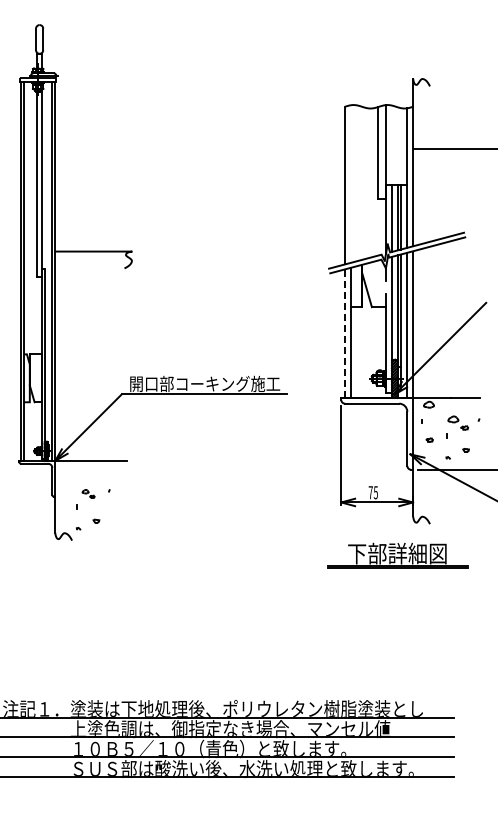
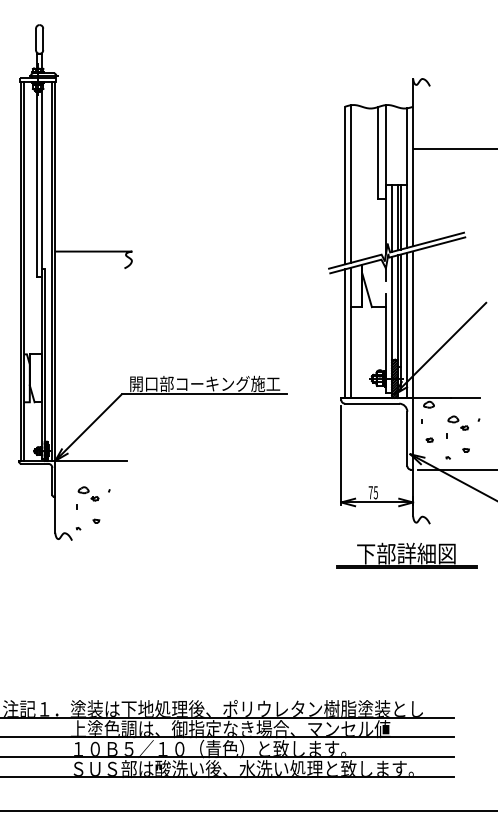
line: none -> present (350, 183)
line: dashed -> solid (345, 333)
part size: 15x10 px -> 23x16 px (88, 493)
part position: (397, 555) -> (406, 555) (406, 555)
line: none -> present (248, 810)
